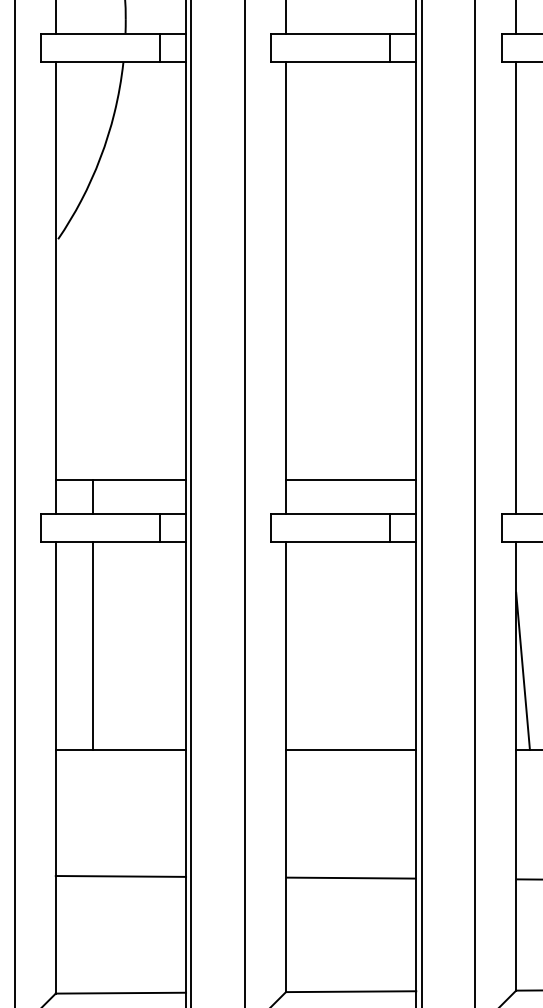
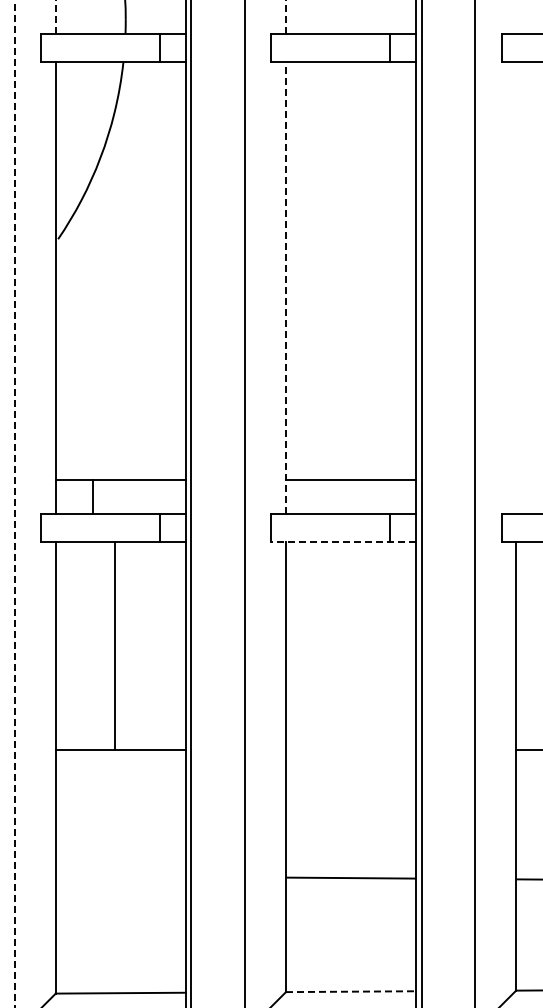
line: solid -> dashed (55, 16)
line: solid -> dashed (285, 16)
line: present -> none (516, 17)
line: solid -> dashed (285, 287)
line: present -> none (516, 287)
line: solid -> dashed (14, 503)
line: solid -> dashed (343, 542)
line position: (92, 645) -> (114, 645) (114, 645)
line: present -> none (522, 670)
line: present -> none (350, 749)
line: present -> none (120, 876)
line: solid -> dashed (351, 991)
